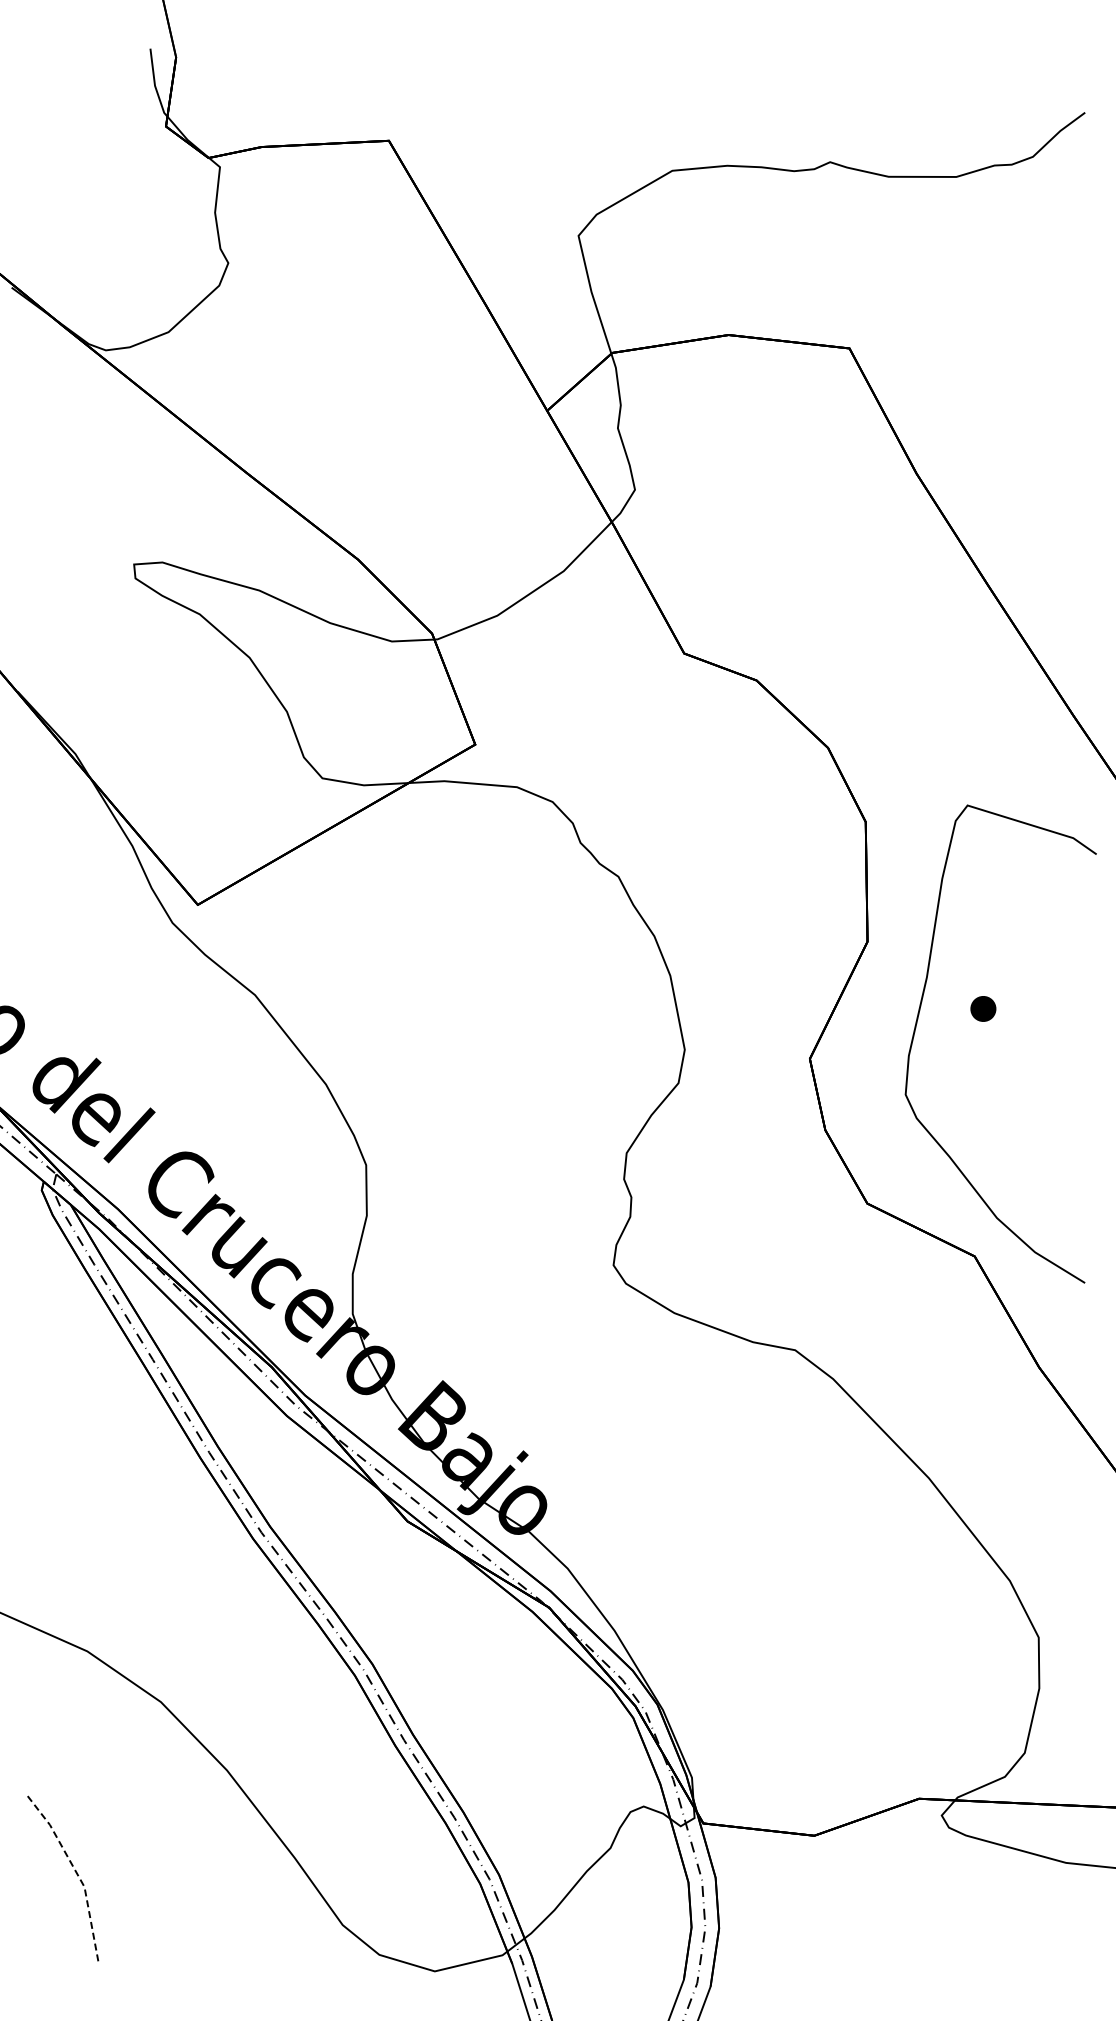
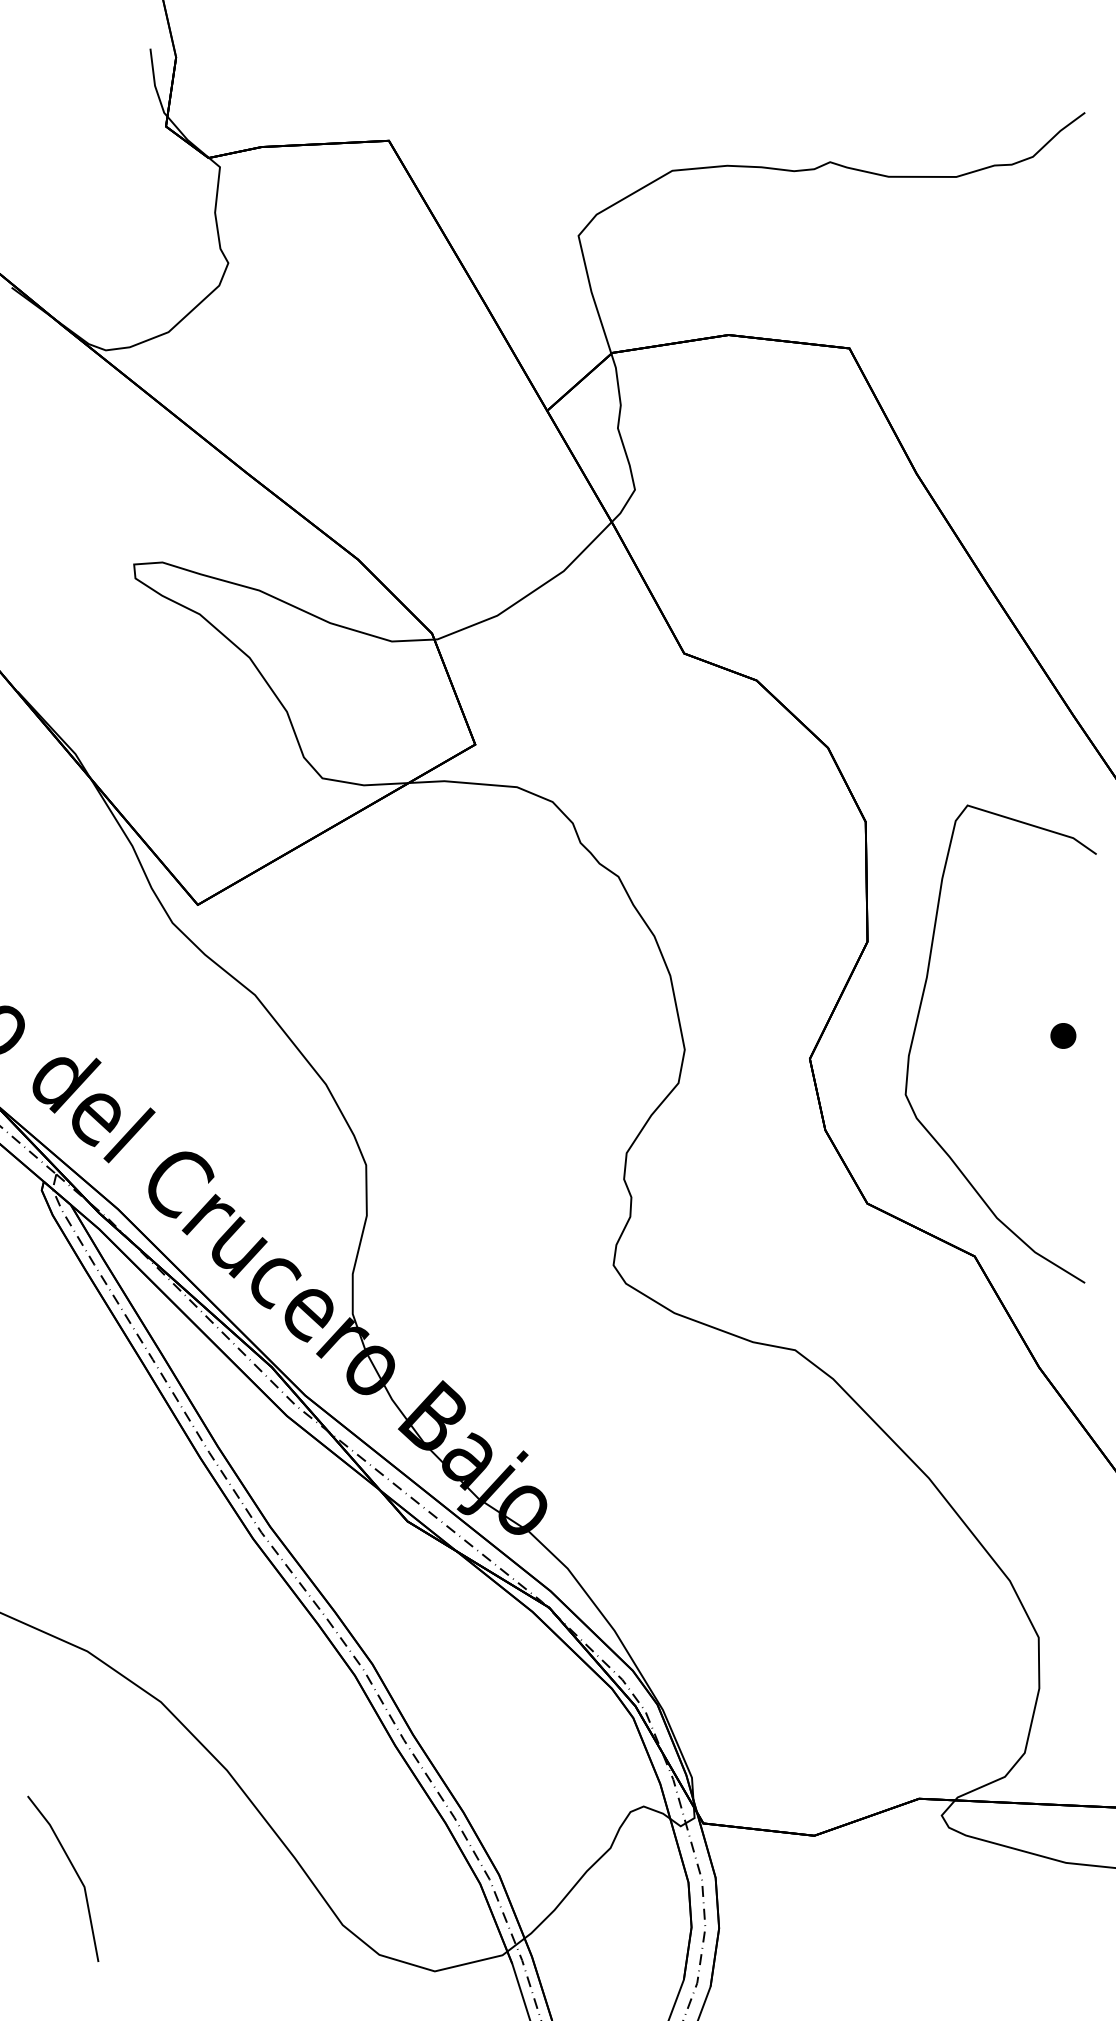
part position: (983, 1008) -> (1063, 1035) (1063, 1035)
line: dashed -> solid (76, 1873)
